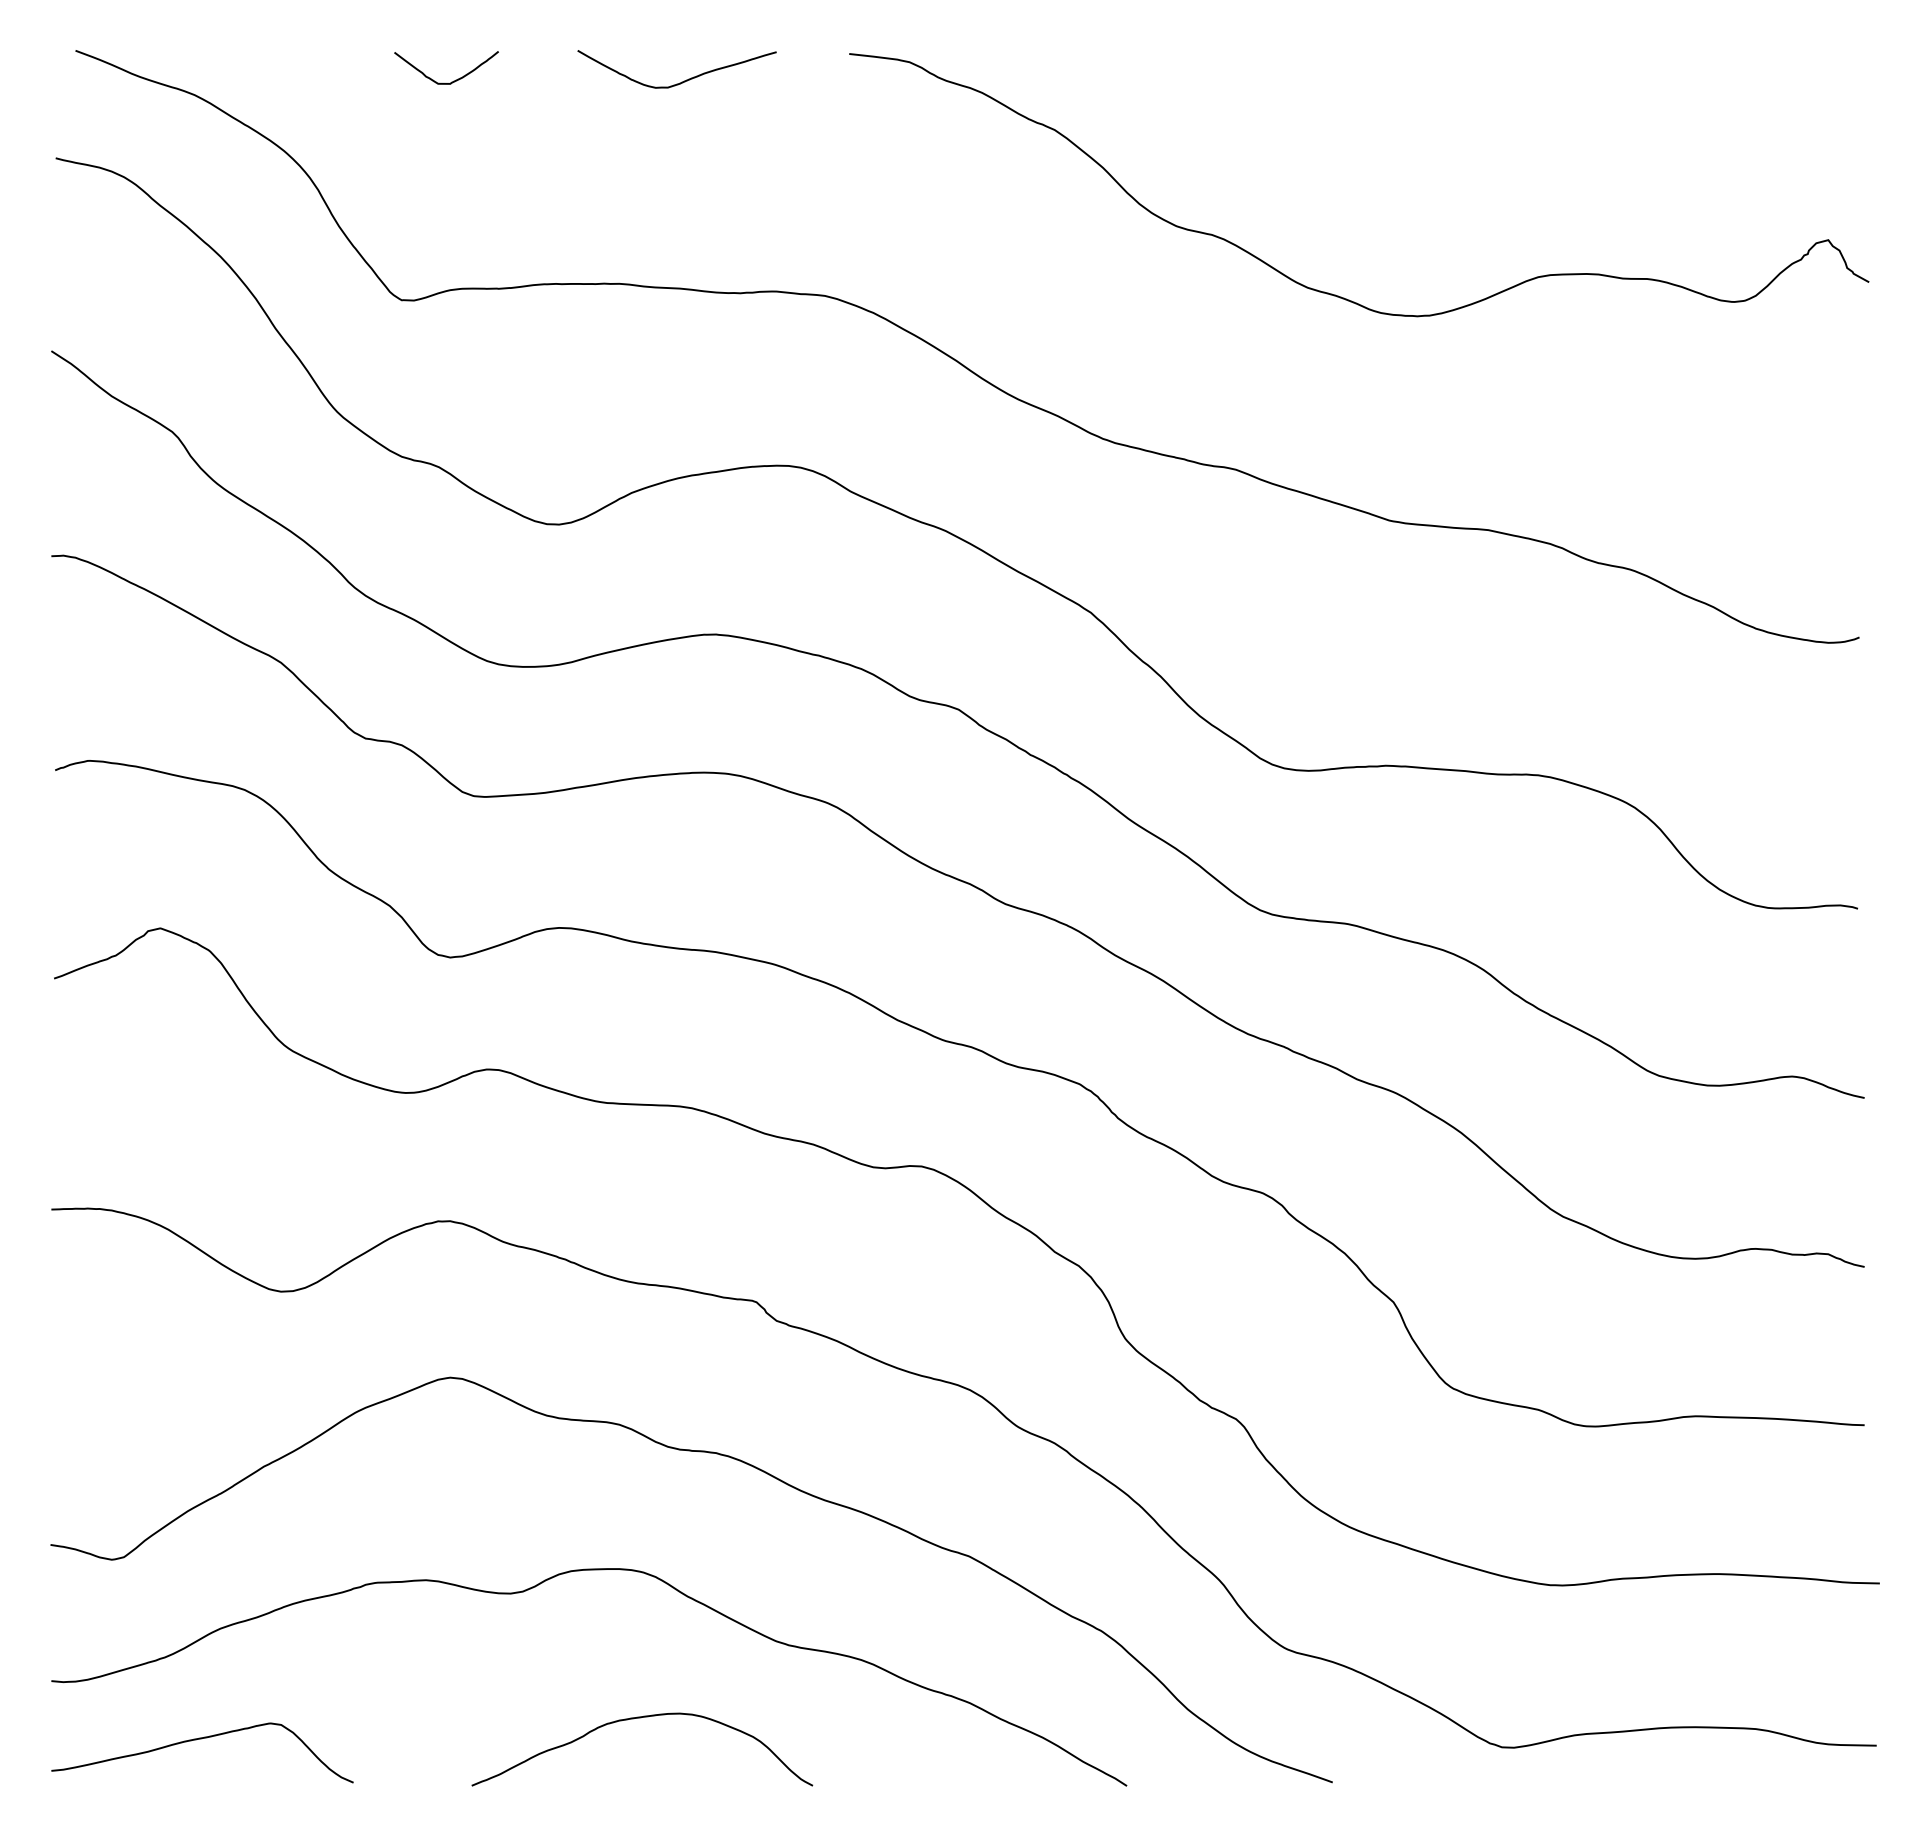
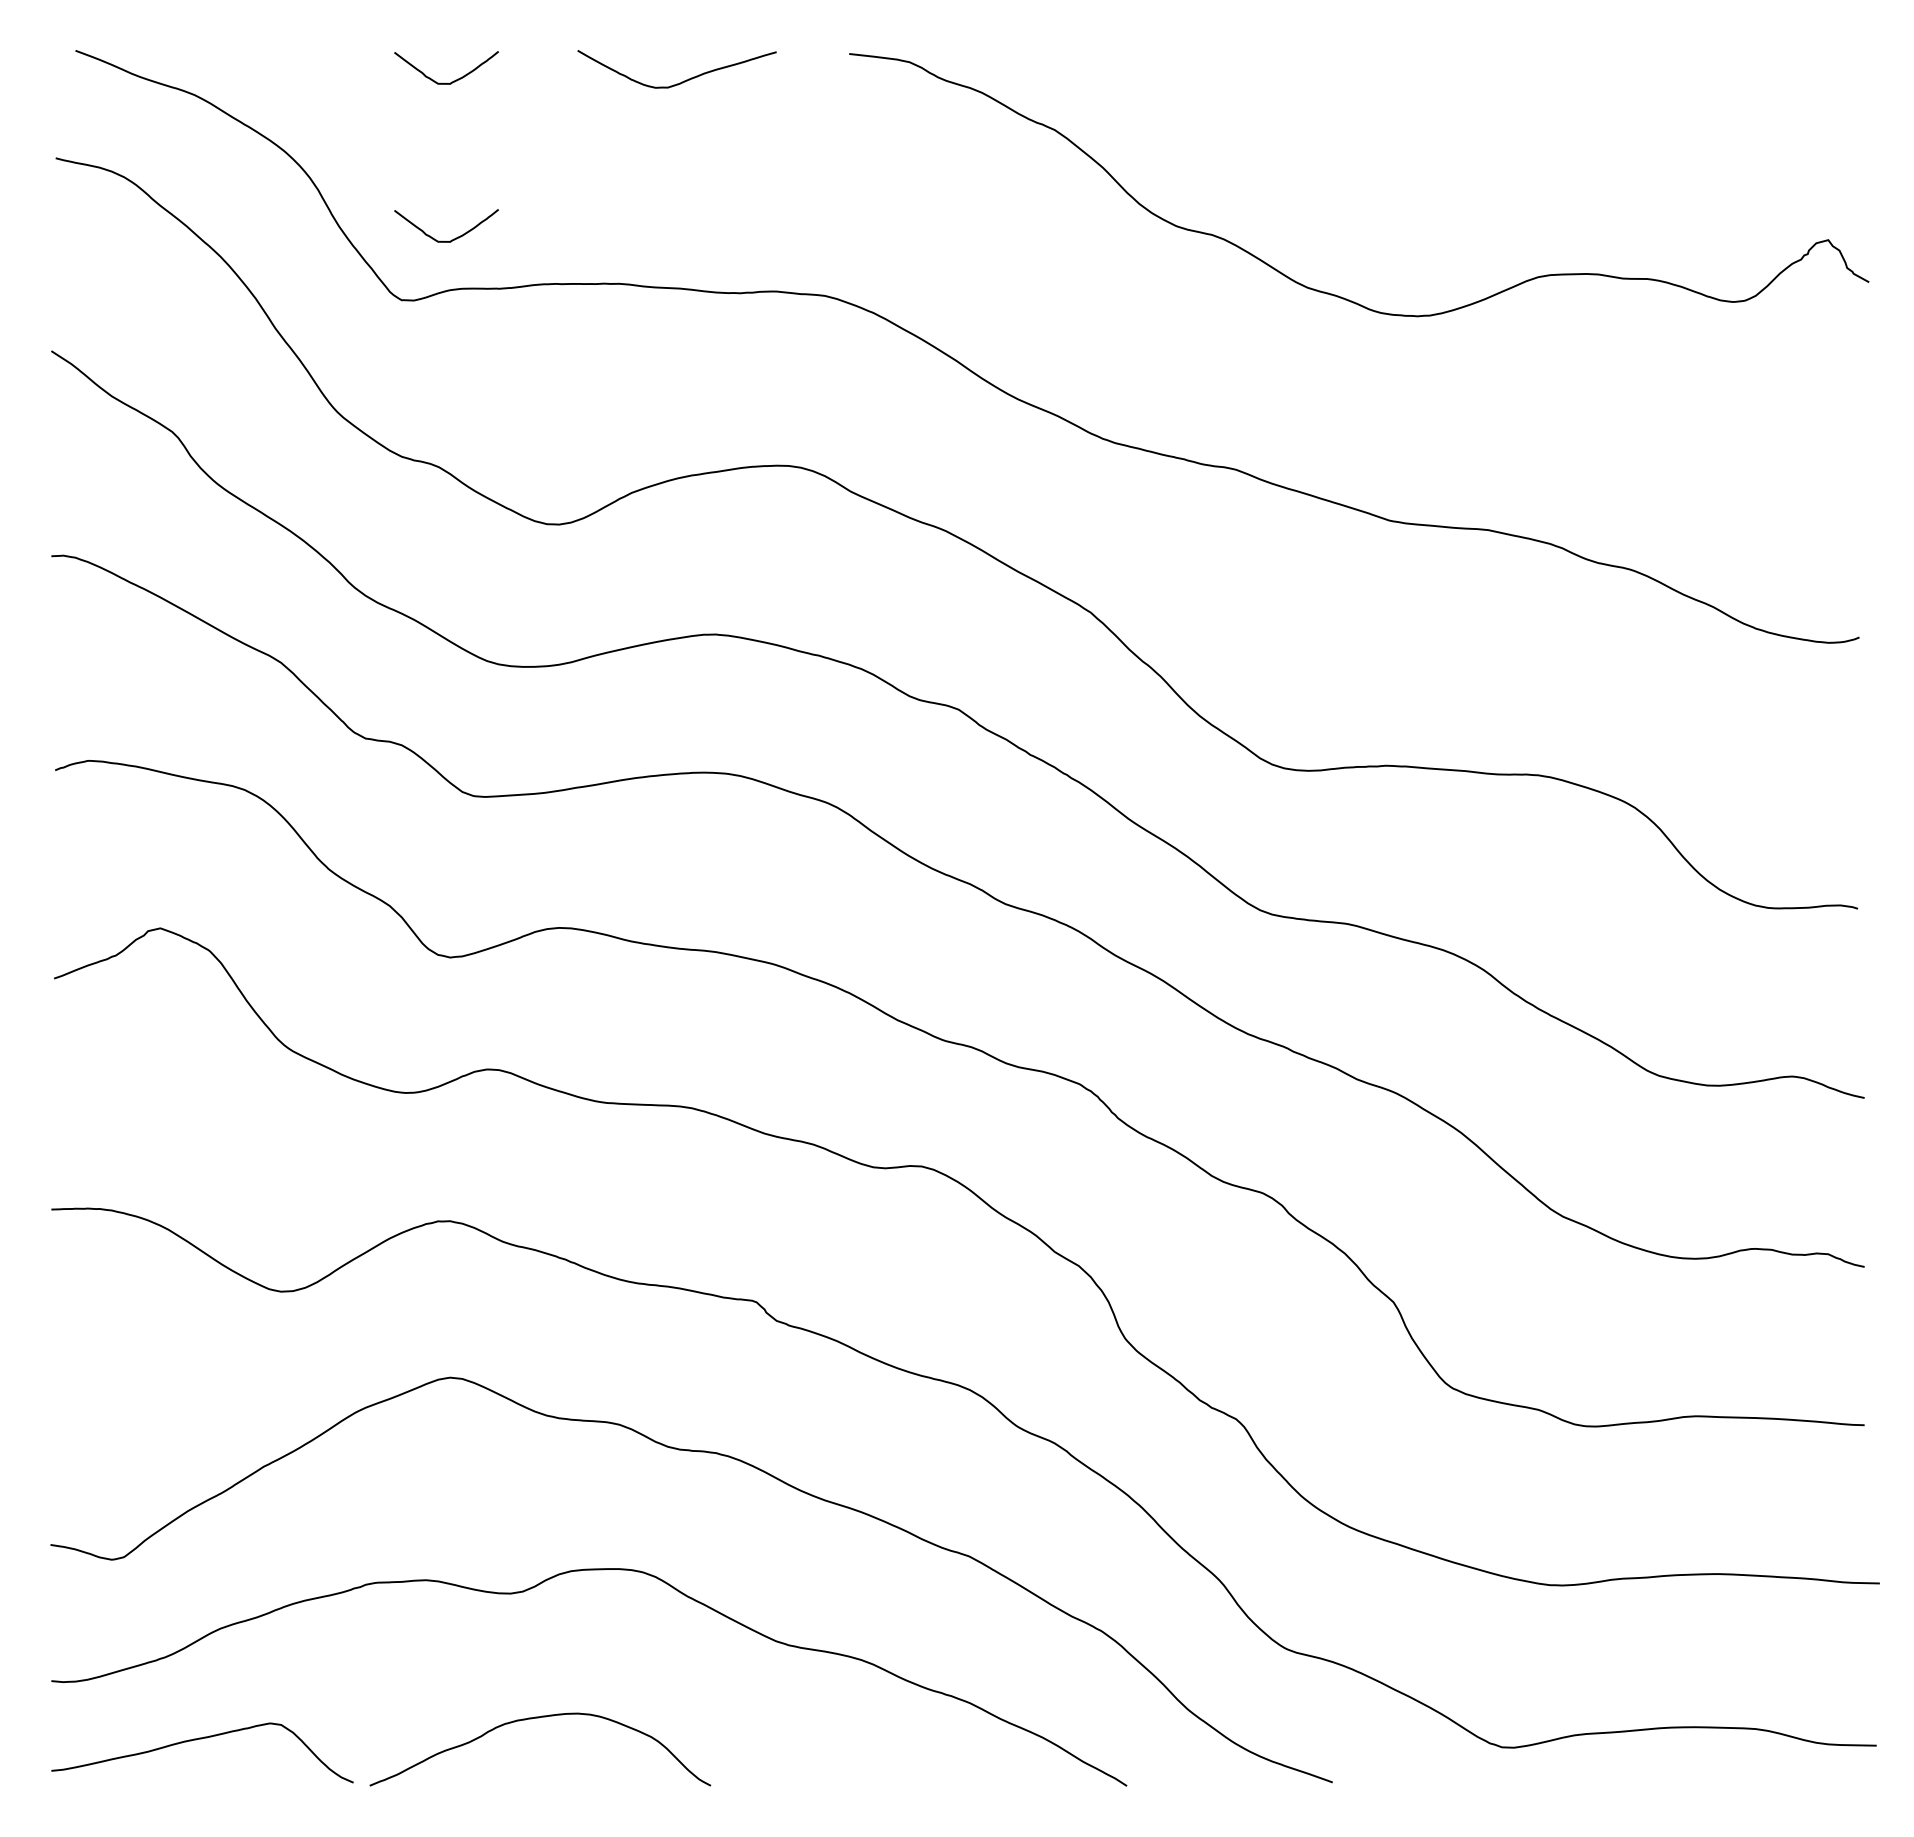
curve: none -> present (453, 238)
curve position: (641, 1718) -> (539, 1718) (539, 1718)
